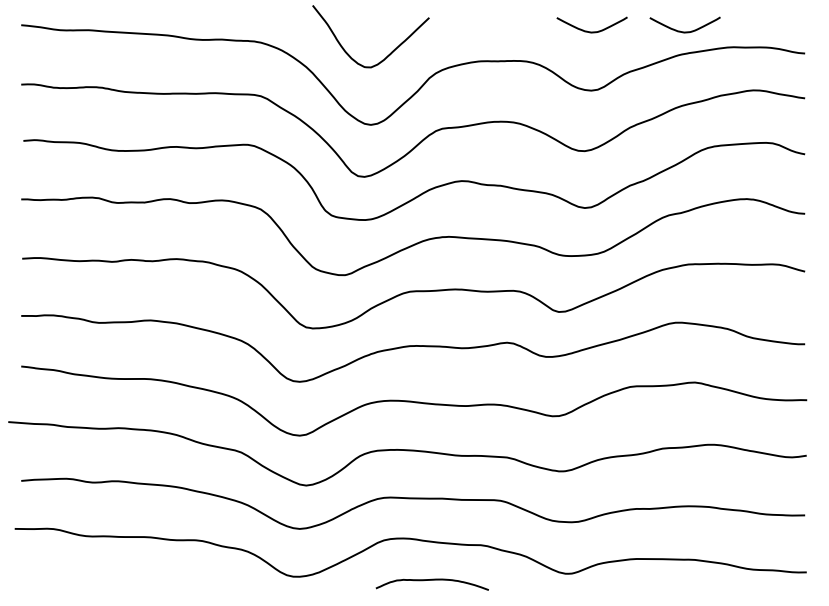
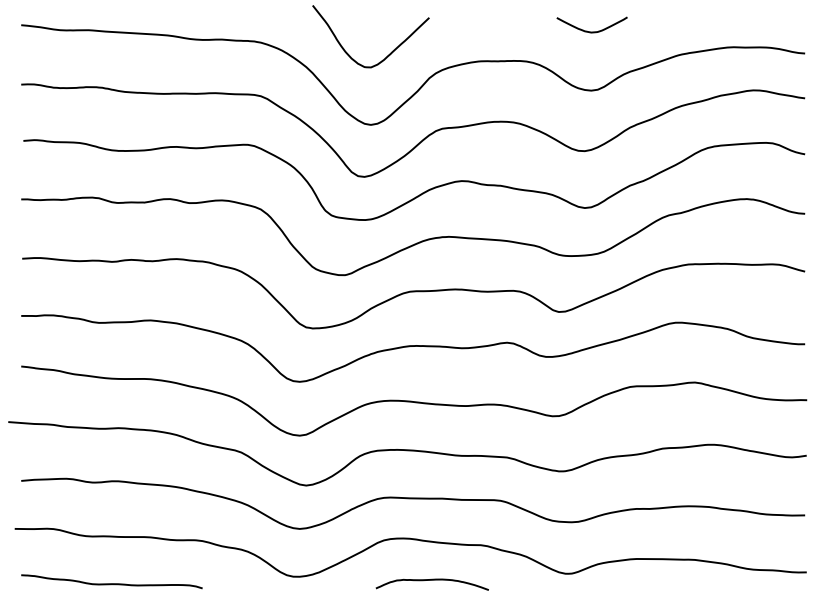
curve: present -> none (684, 31)
curve: none -> present (111, 583)
